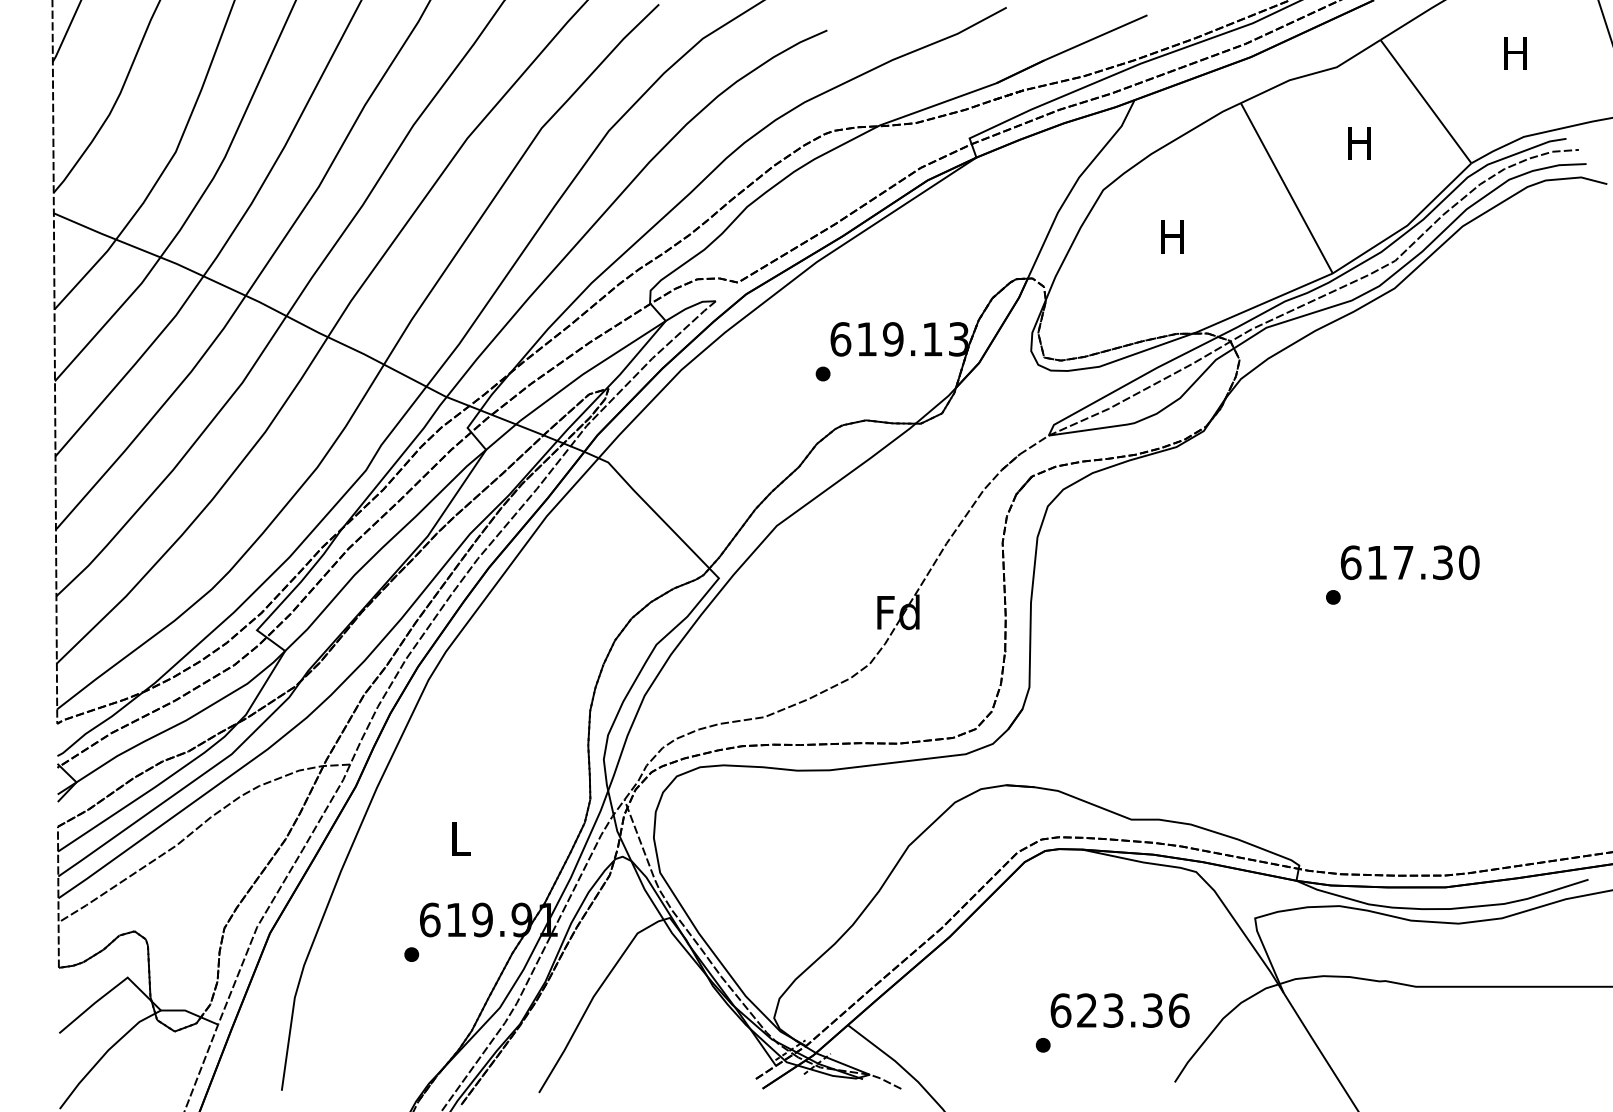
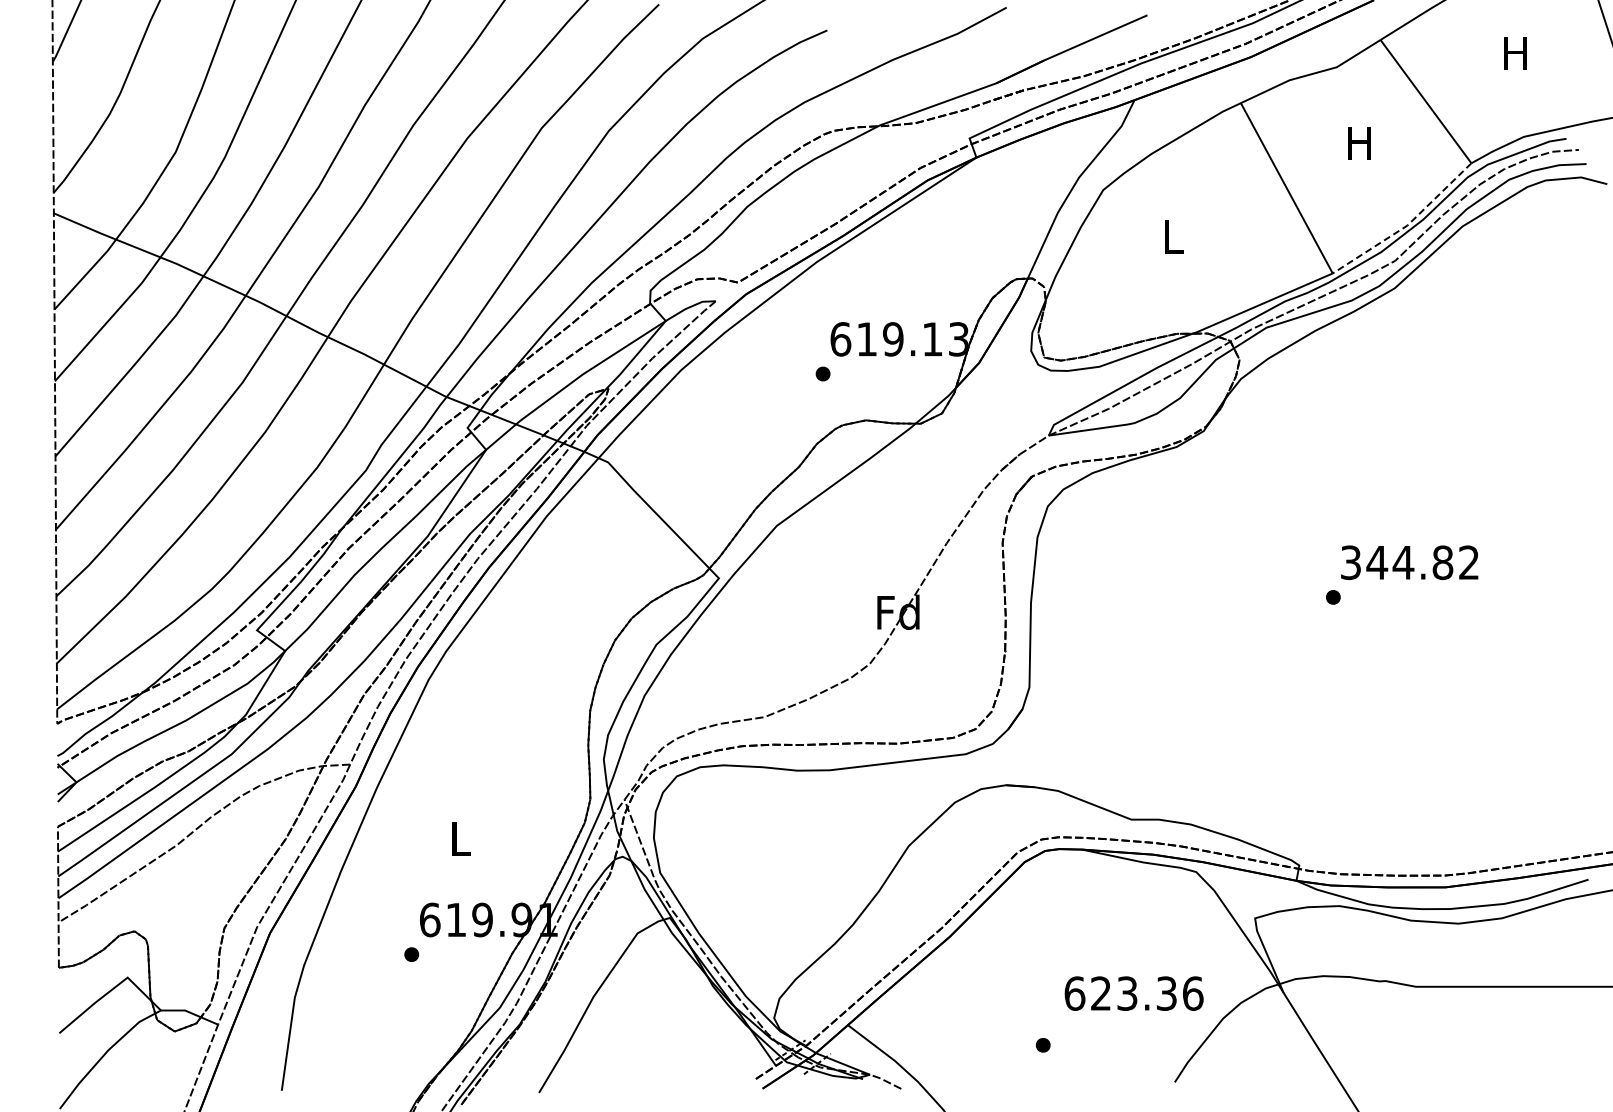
line: solid -> dashed (1407, 225)
text: H -> L (1172, 236)
text: 617.30 -> 344.82 (1409, 562)
text position: (1119, 1010) -> (1133, 993) (1133, 993)
